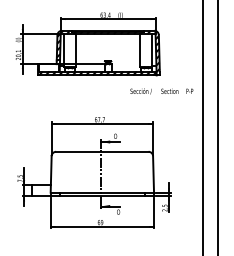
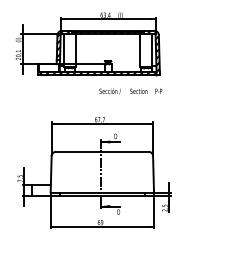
text position: (161, 91) -> (130, 91) (130, 91)
line: present -> none (203, 127)
line: present -> none (218, 127)
